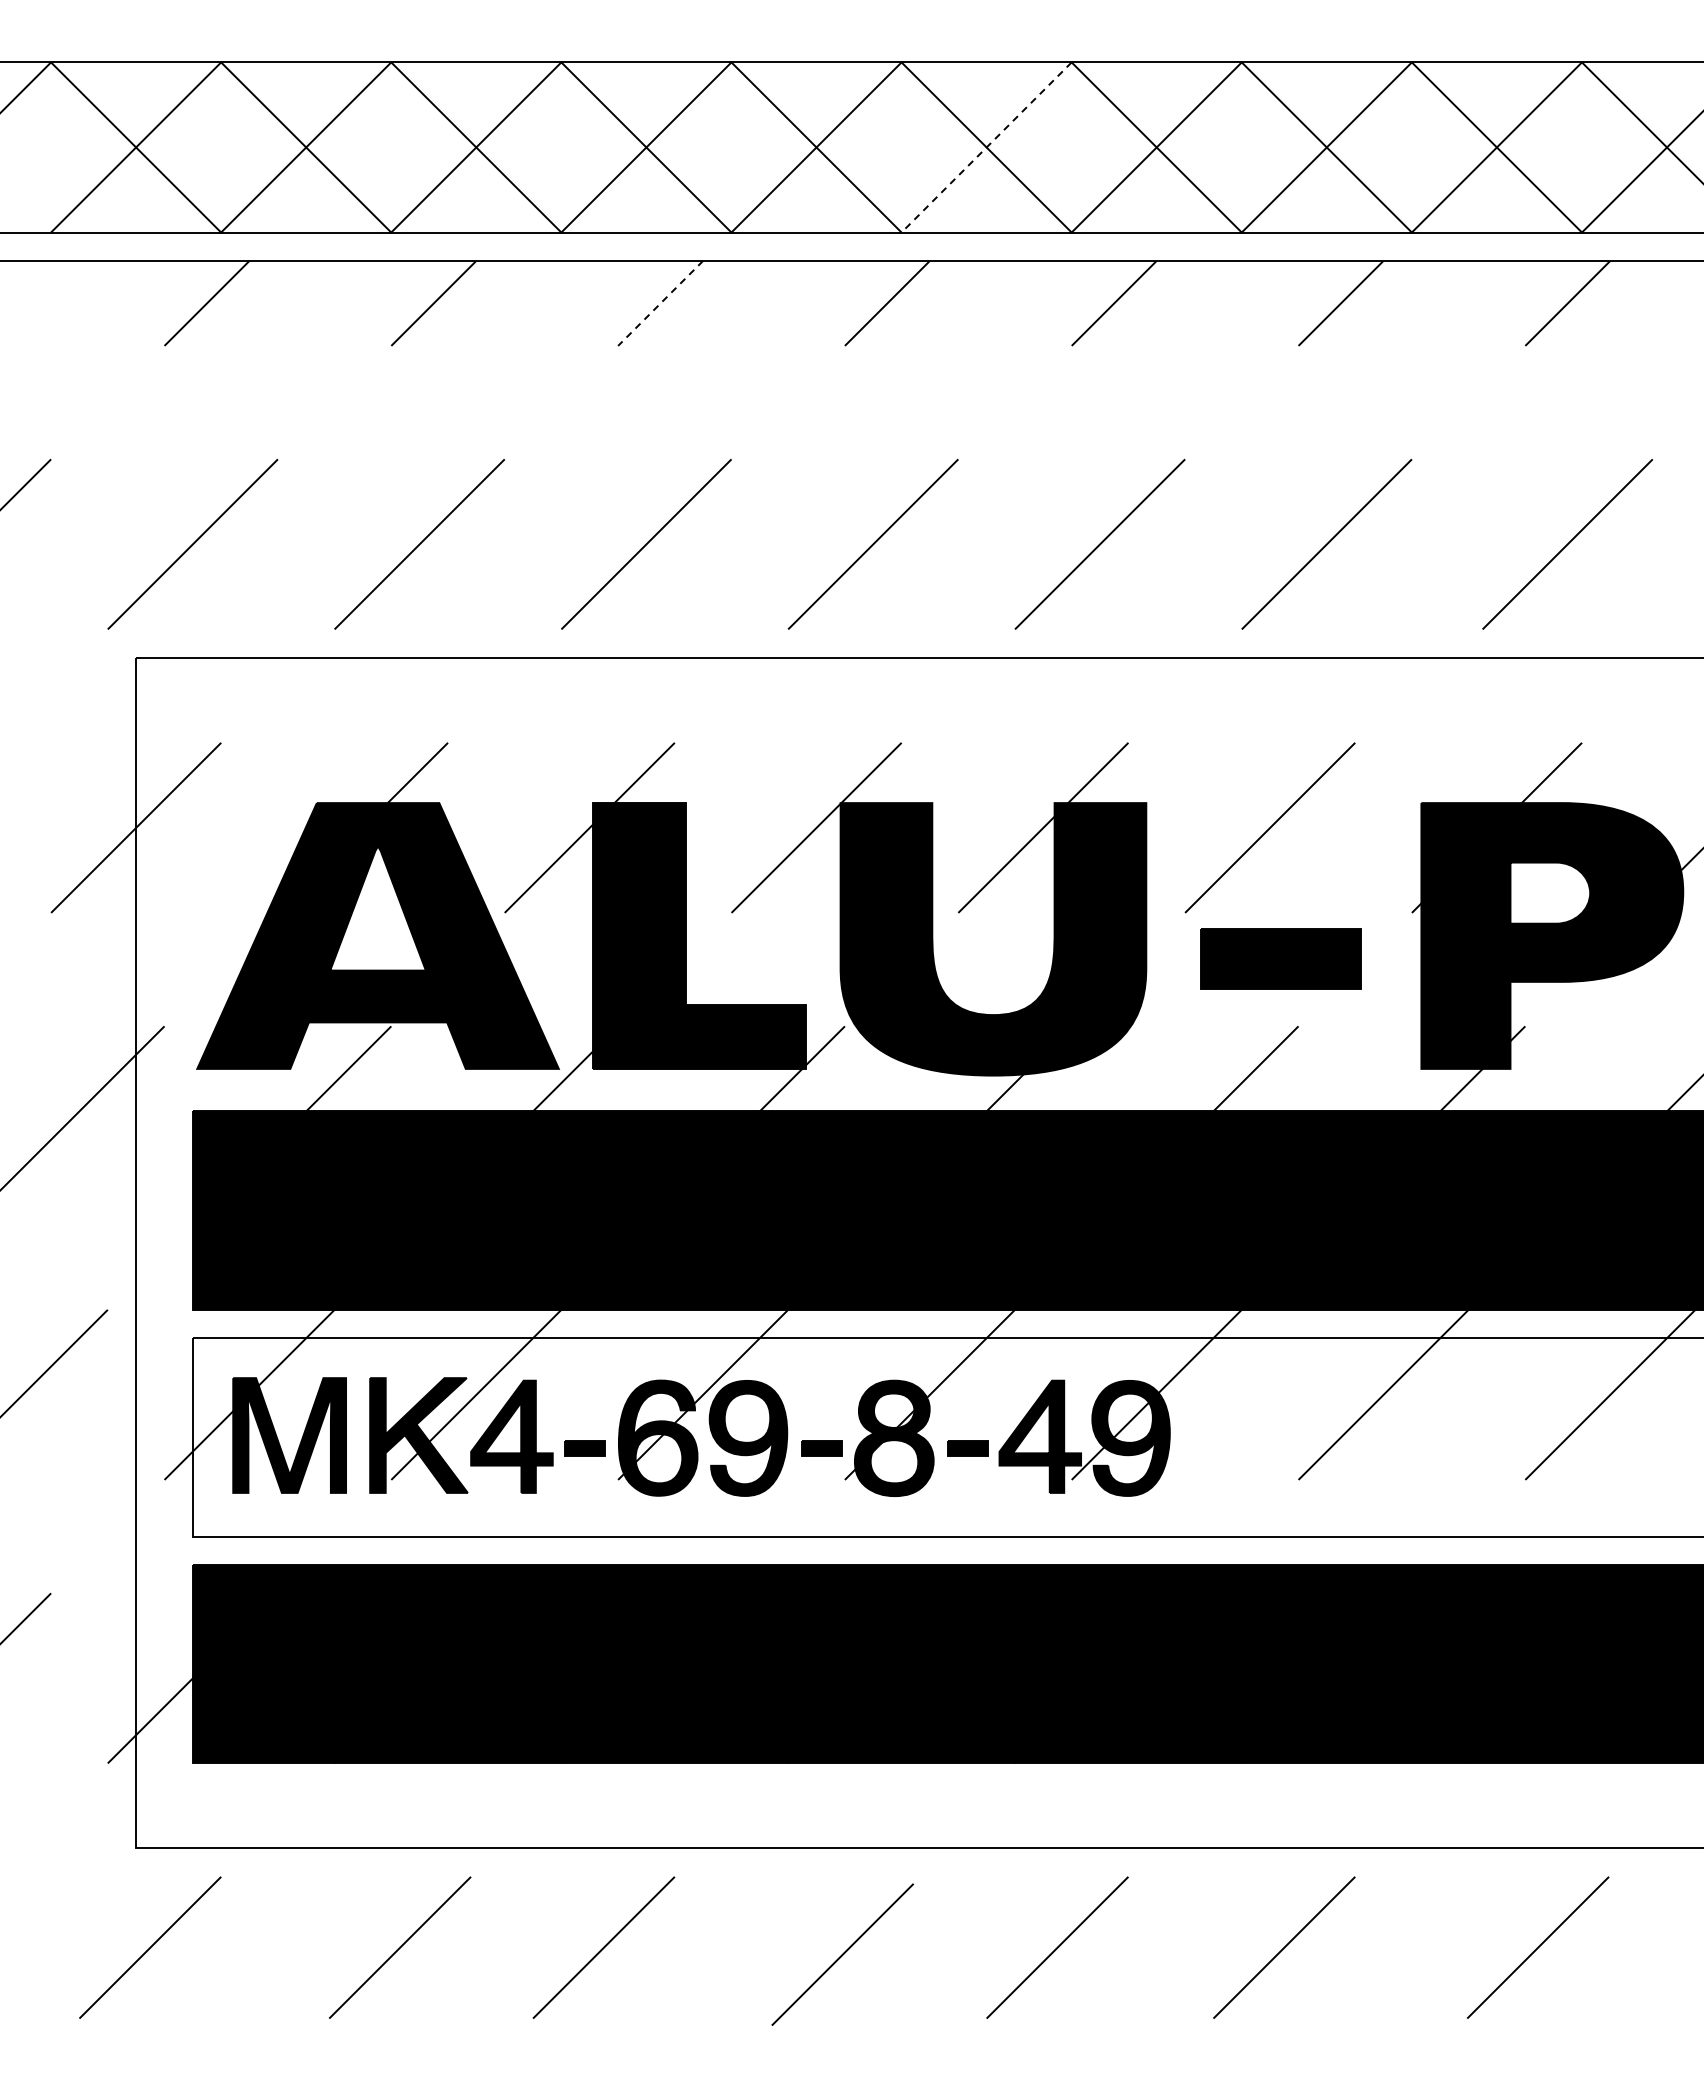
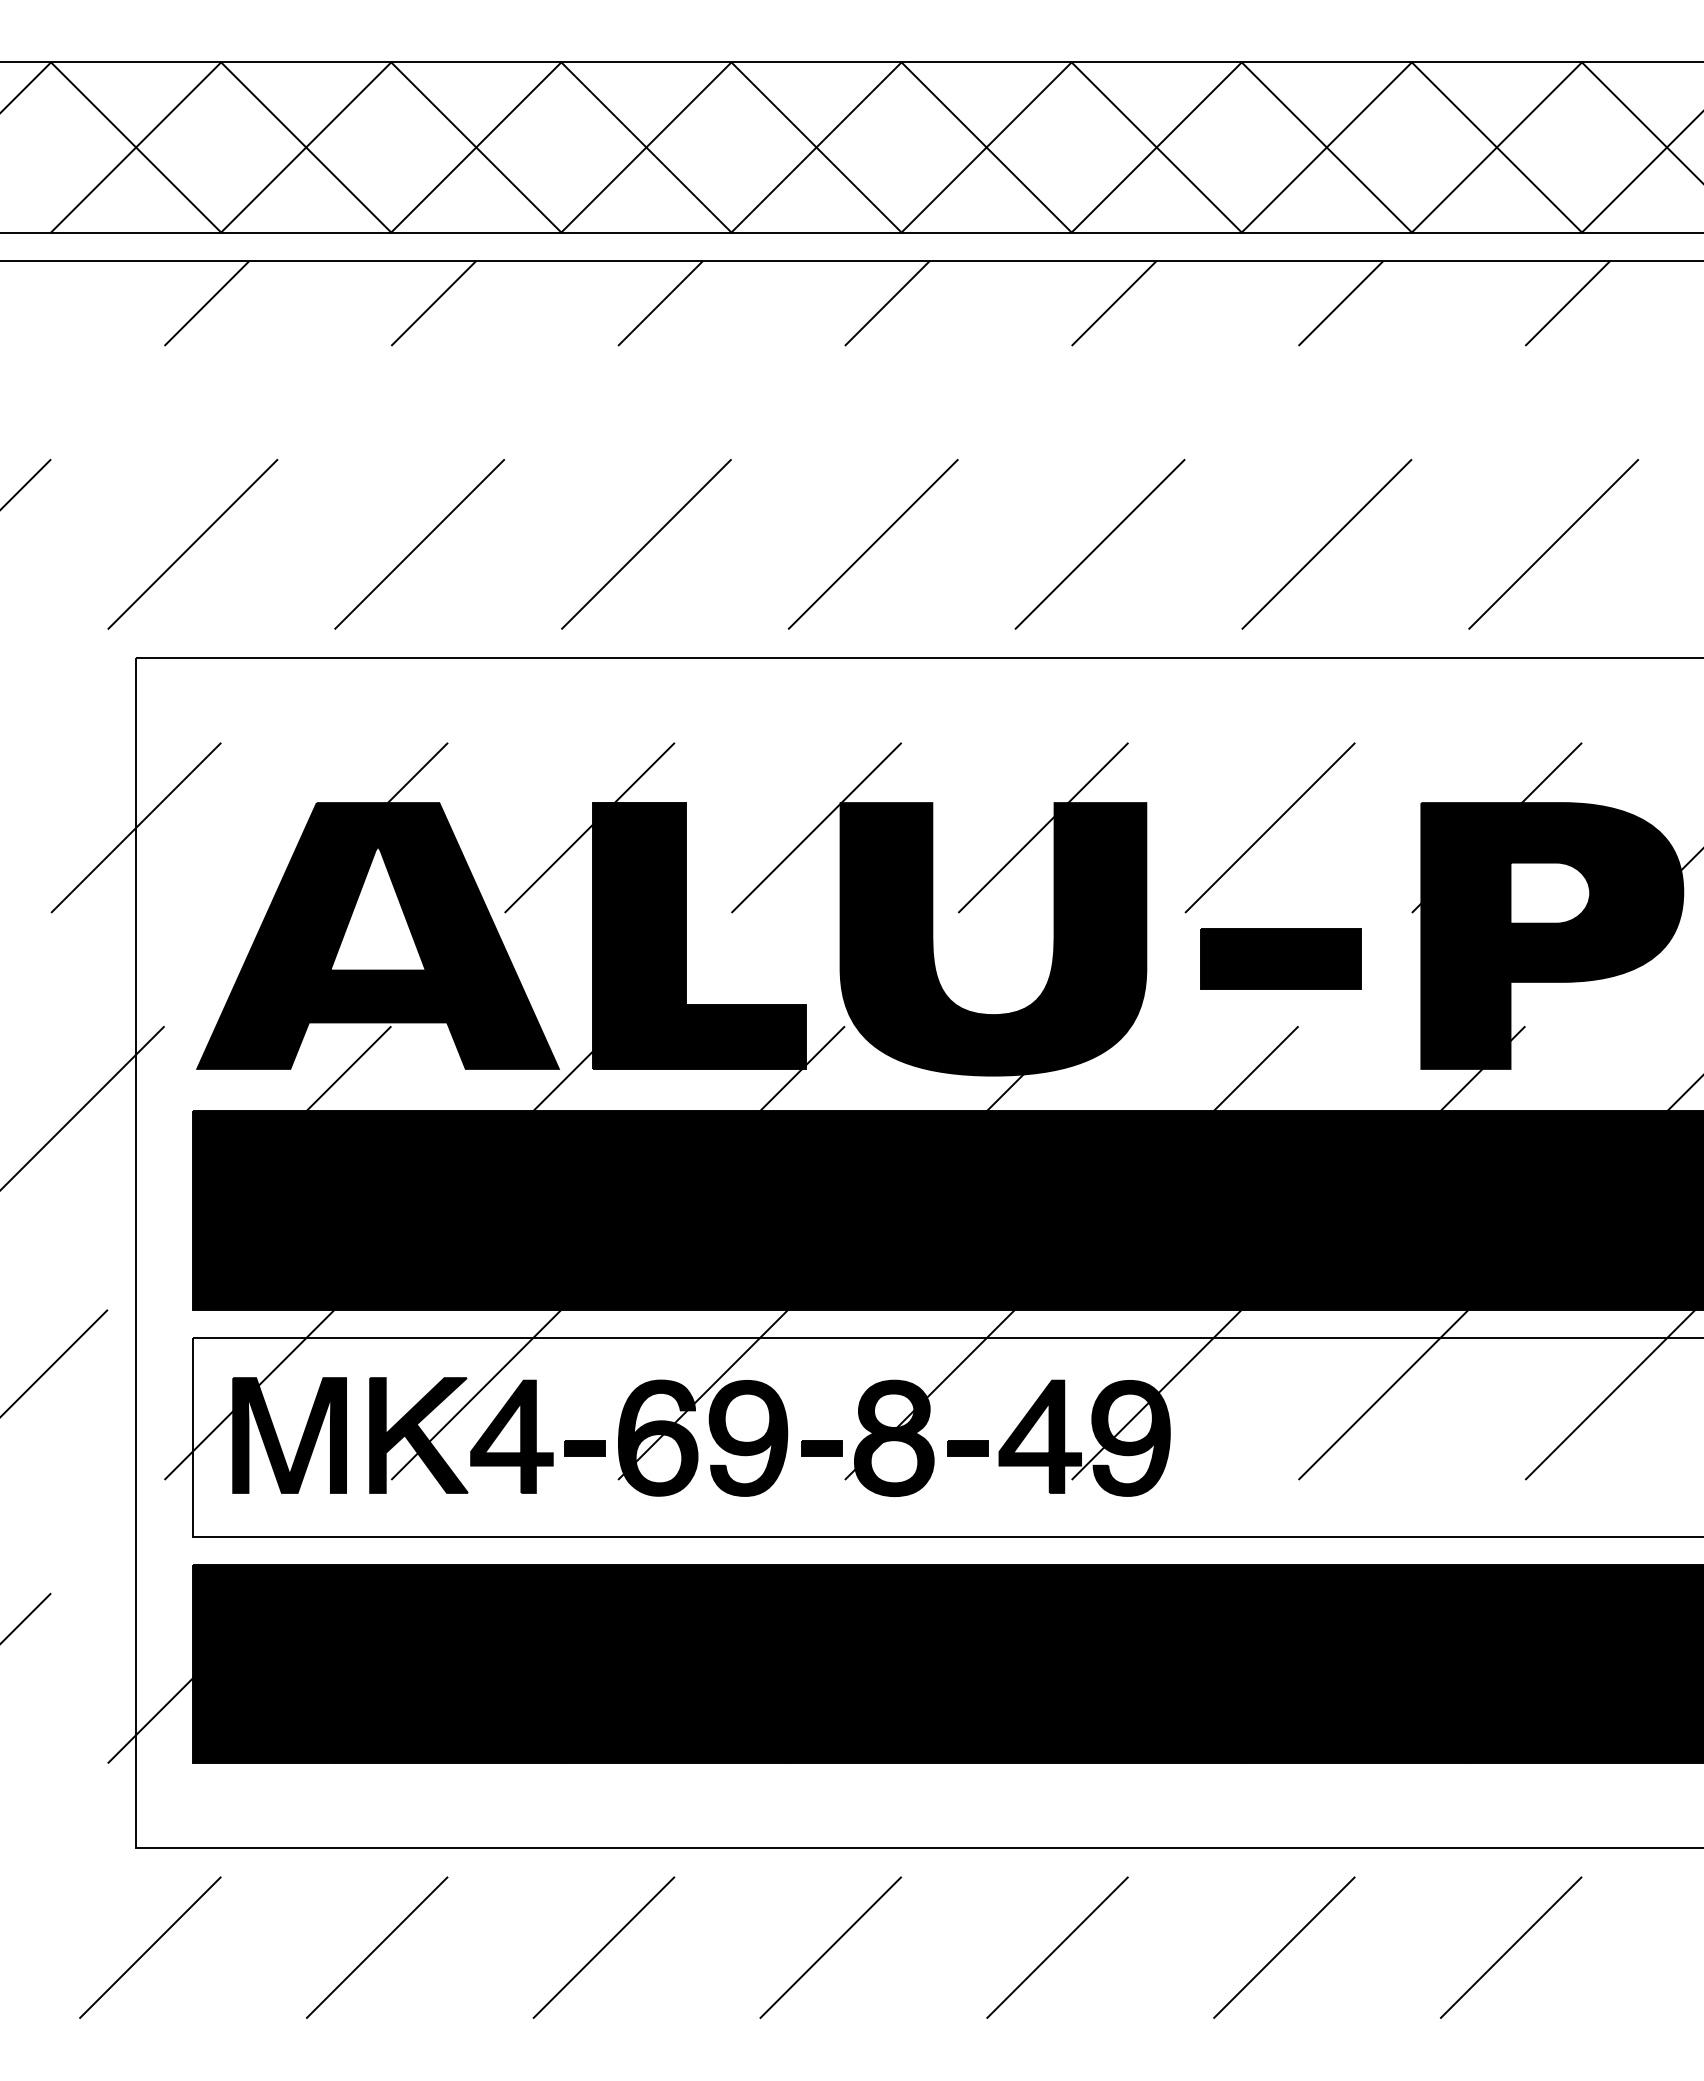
line: dashed -> solid (986, 147)
line: dashed -> solid (660, 303)
line position: (1567, 544) -> (1553, 544) (1553, 544)
line position: (400, 1947) -> (377, 1947) (377, 1947)
line position: (1538, 1947) -> (1511, 1947) (1511, 1947)
line position: (842, 1954) -> (830, 1947) (830, 1947)
